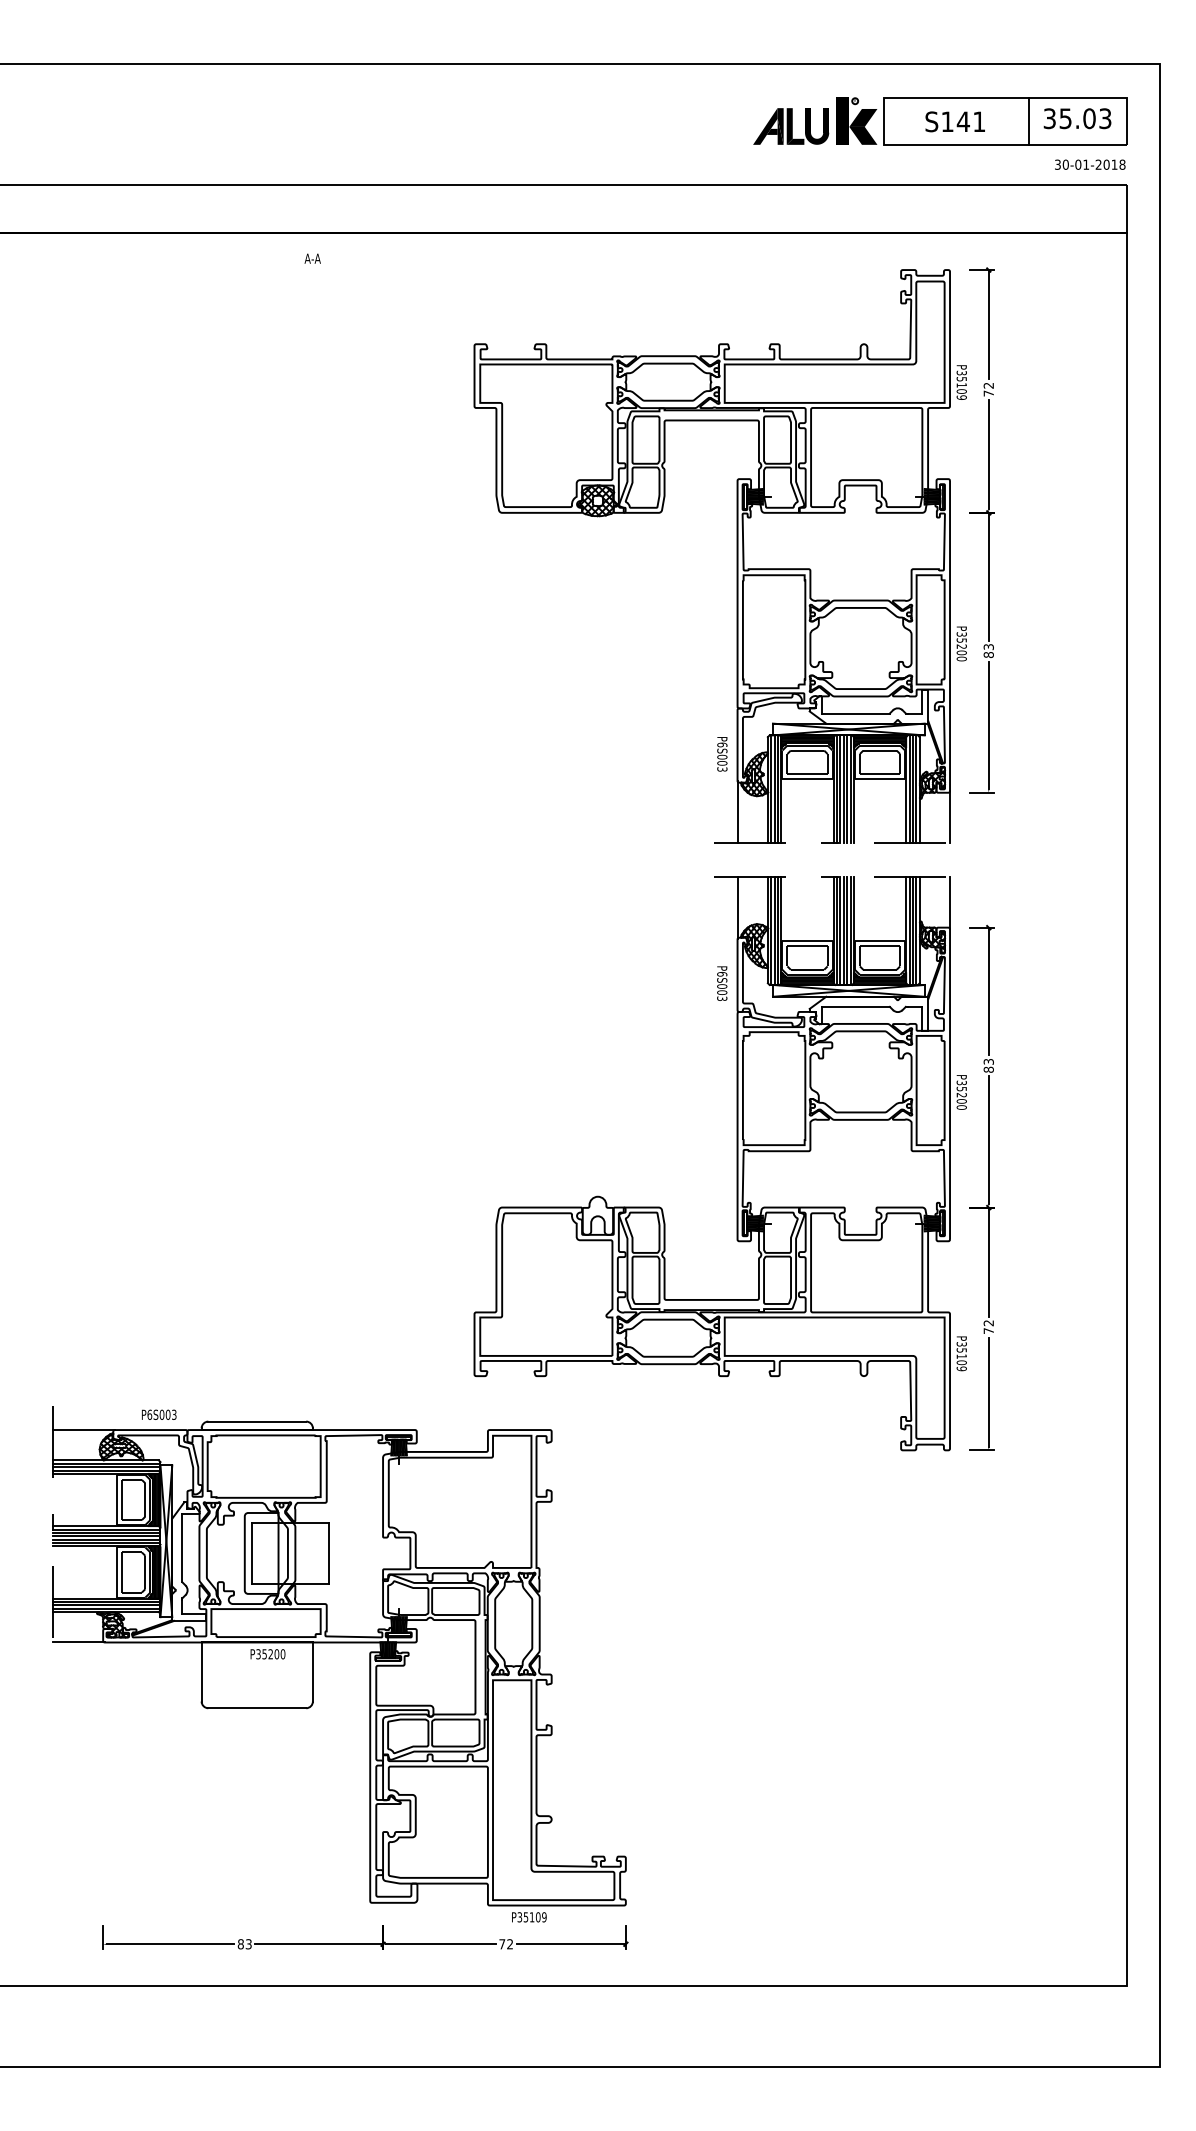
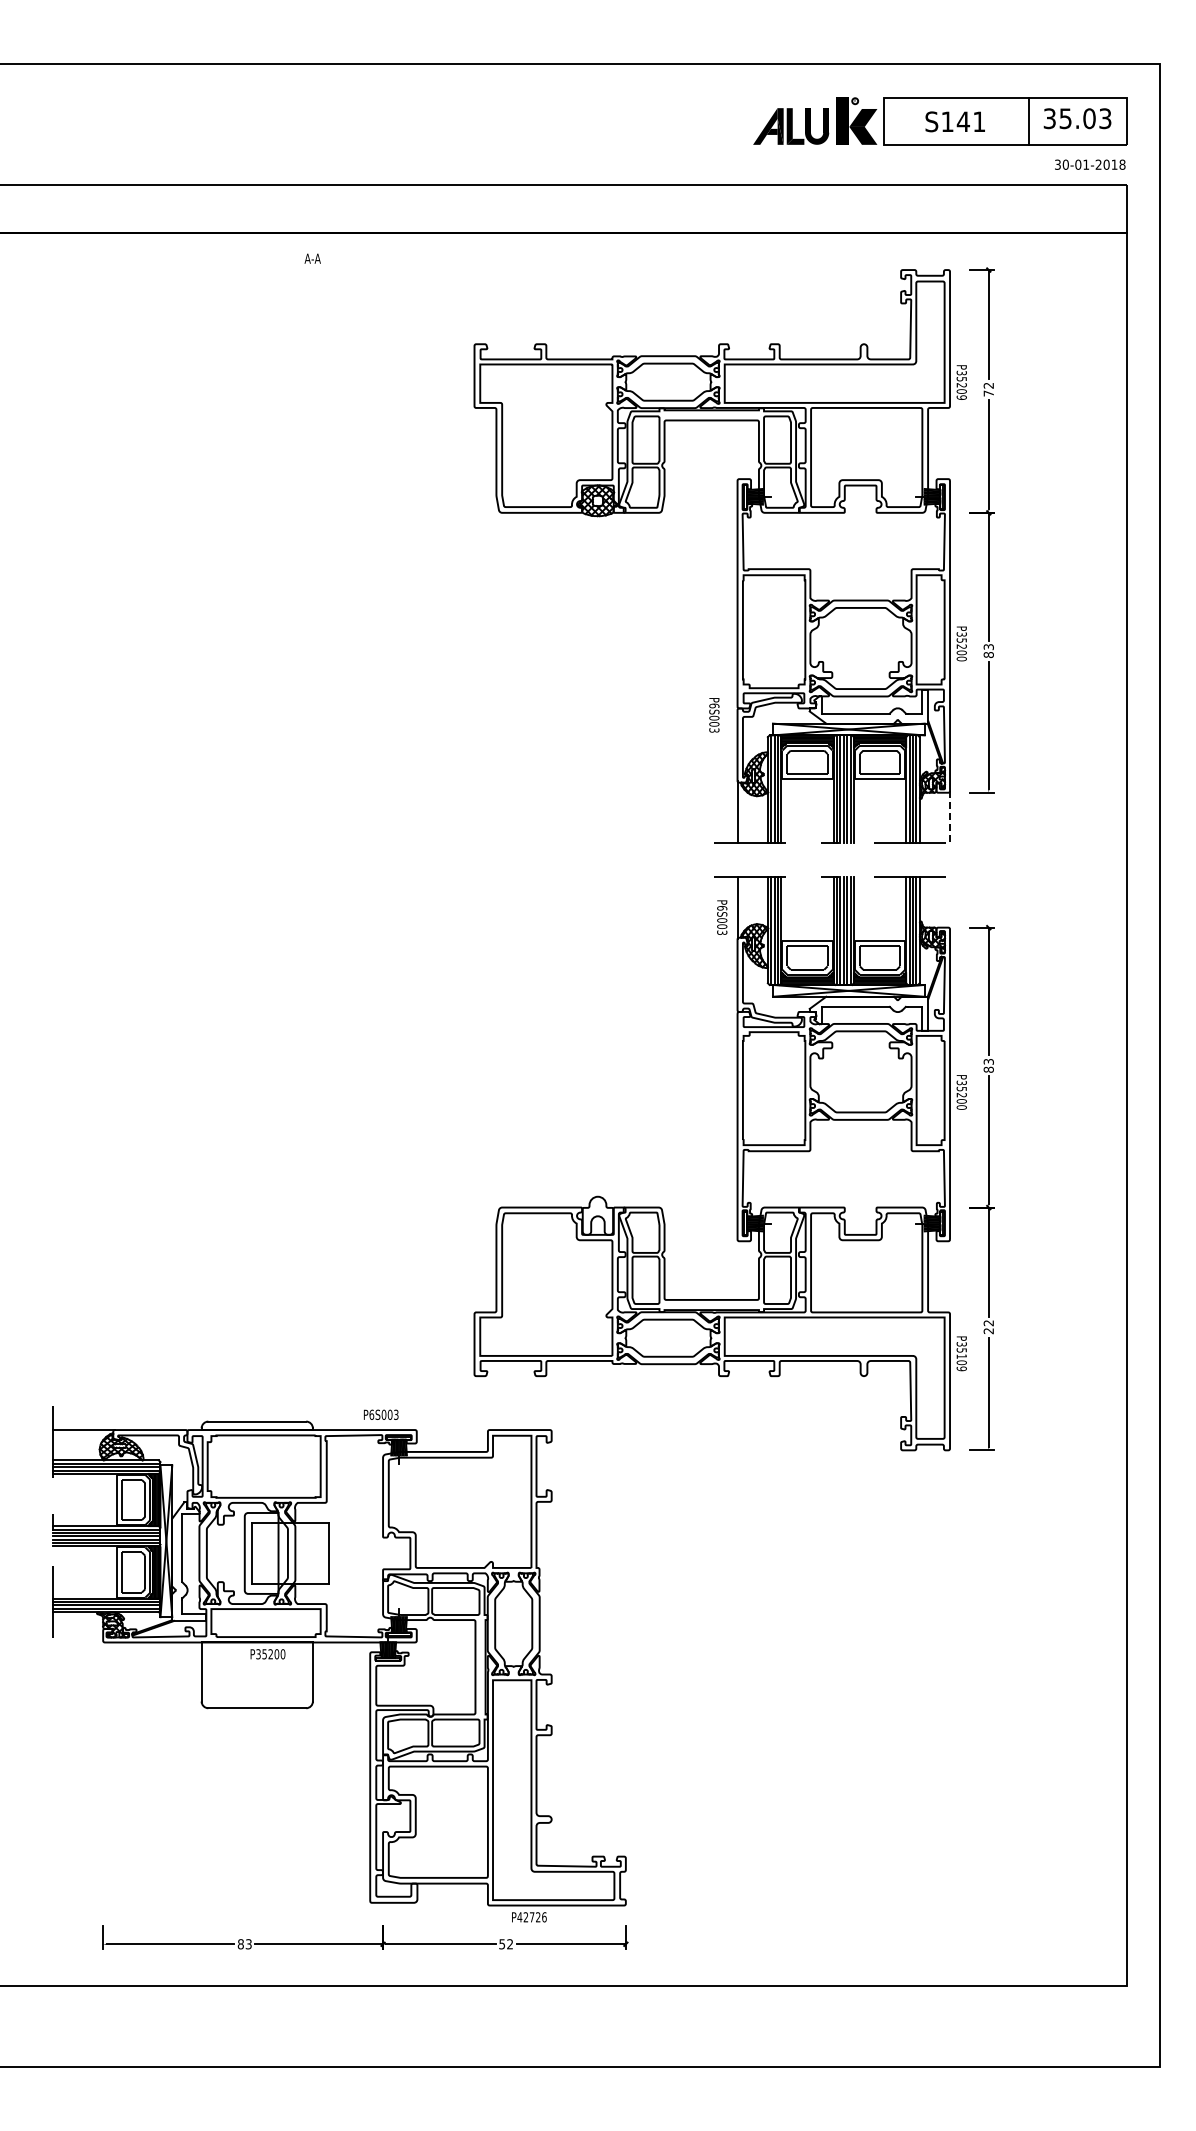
text: P35109 -> P35209 (961, 385)
text position: (722, 754) -> (714, 715) (714, 715)
line: solid -> dashed (950, 817)
line: present -> none (950, 903)
text position: (722, 983) -> (722, 917) (722, 917)
text: 72 -> 22 (988, 1331)
text position: (159, 1414) -> (381, 1414) (381, 1414)
line: present -> none (78, 1642)
text: P35109 -> P42726 (531, 1917)
text: 72 -> 52 (502, 1944)
